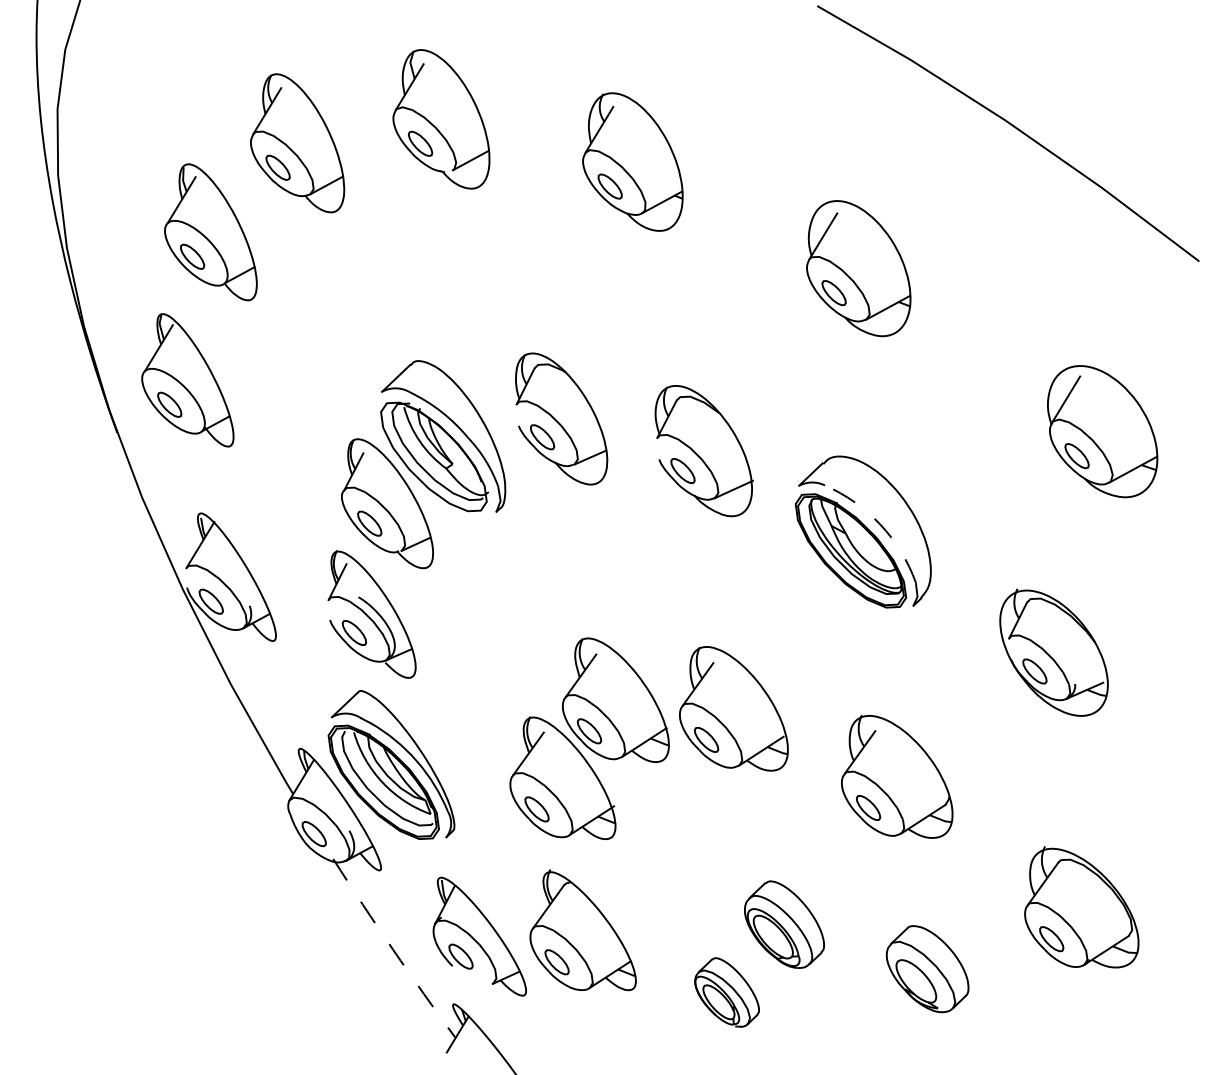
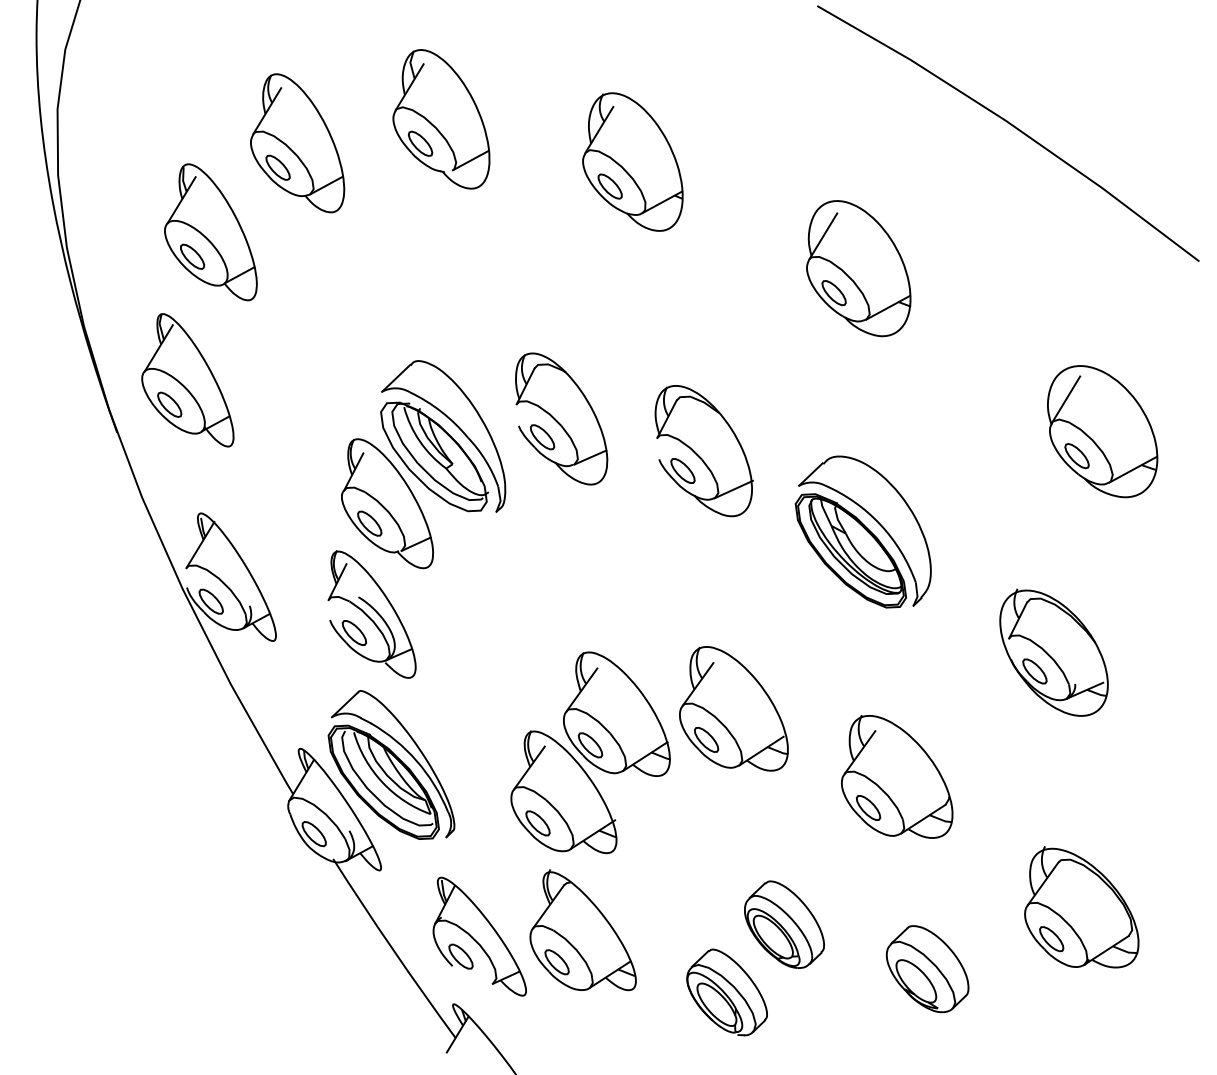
arc: dashed -> solid (880, 524)
part position: (589, 738) -> (590, 752) (590, 752)
arc: dashed -> solid (392, 949)
part size: 66x71 px -> 82x89 px (726, 992)
